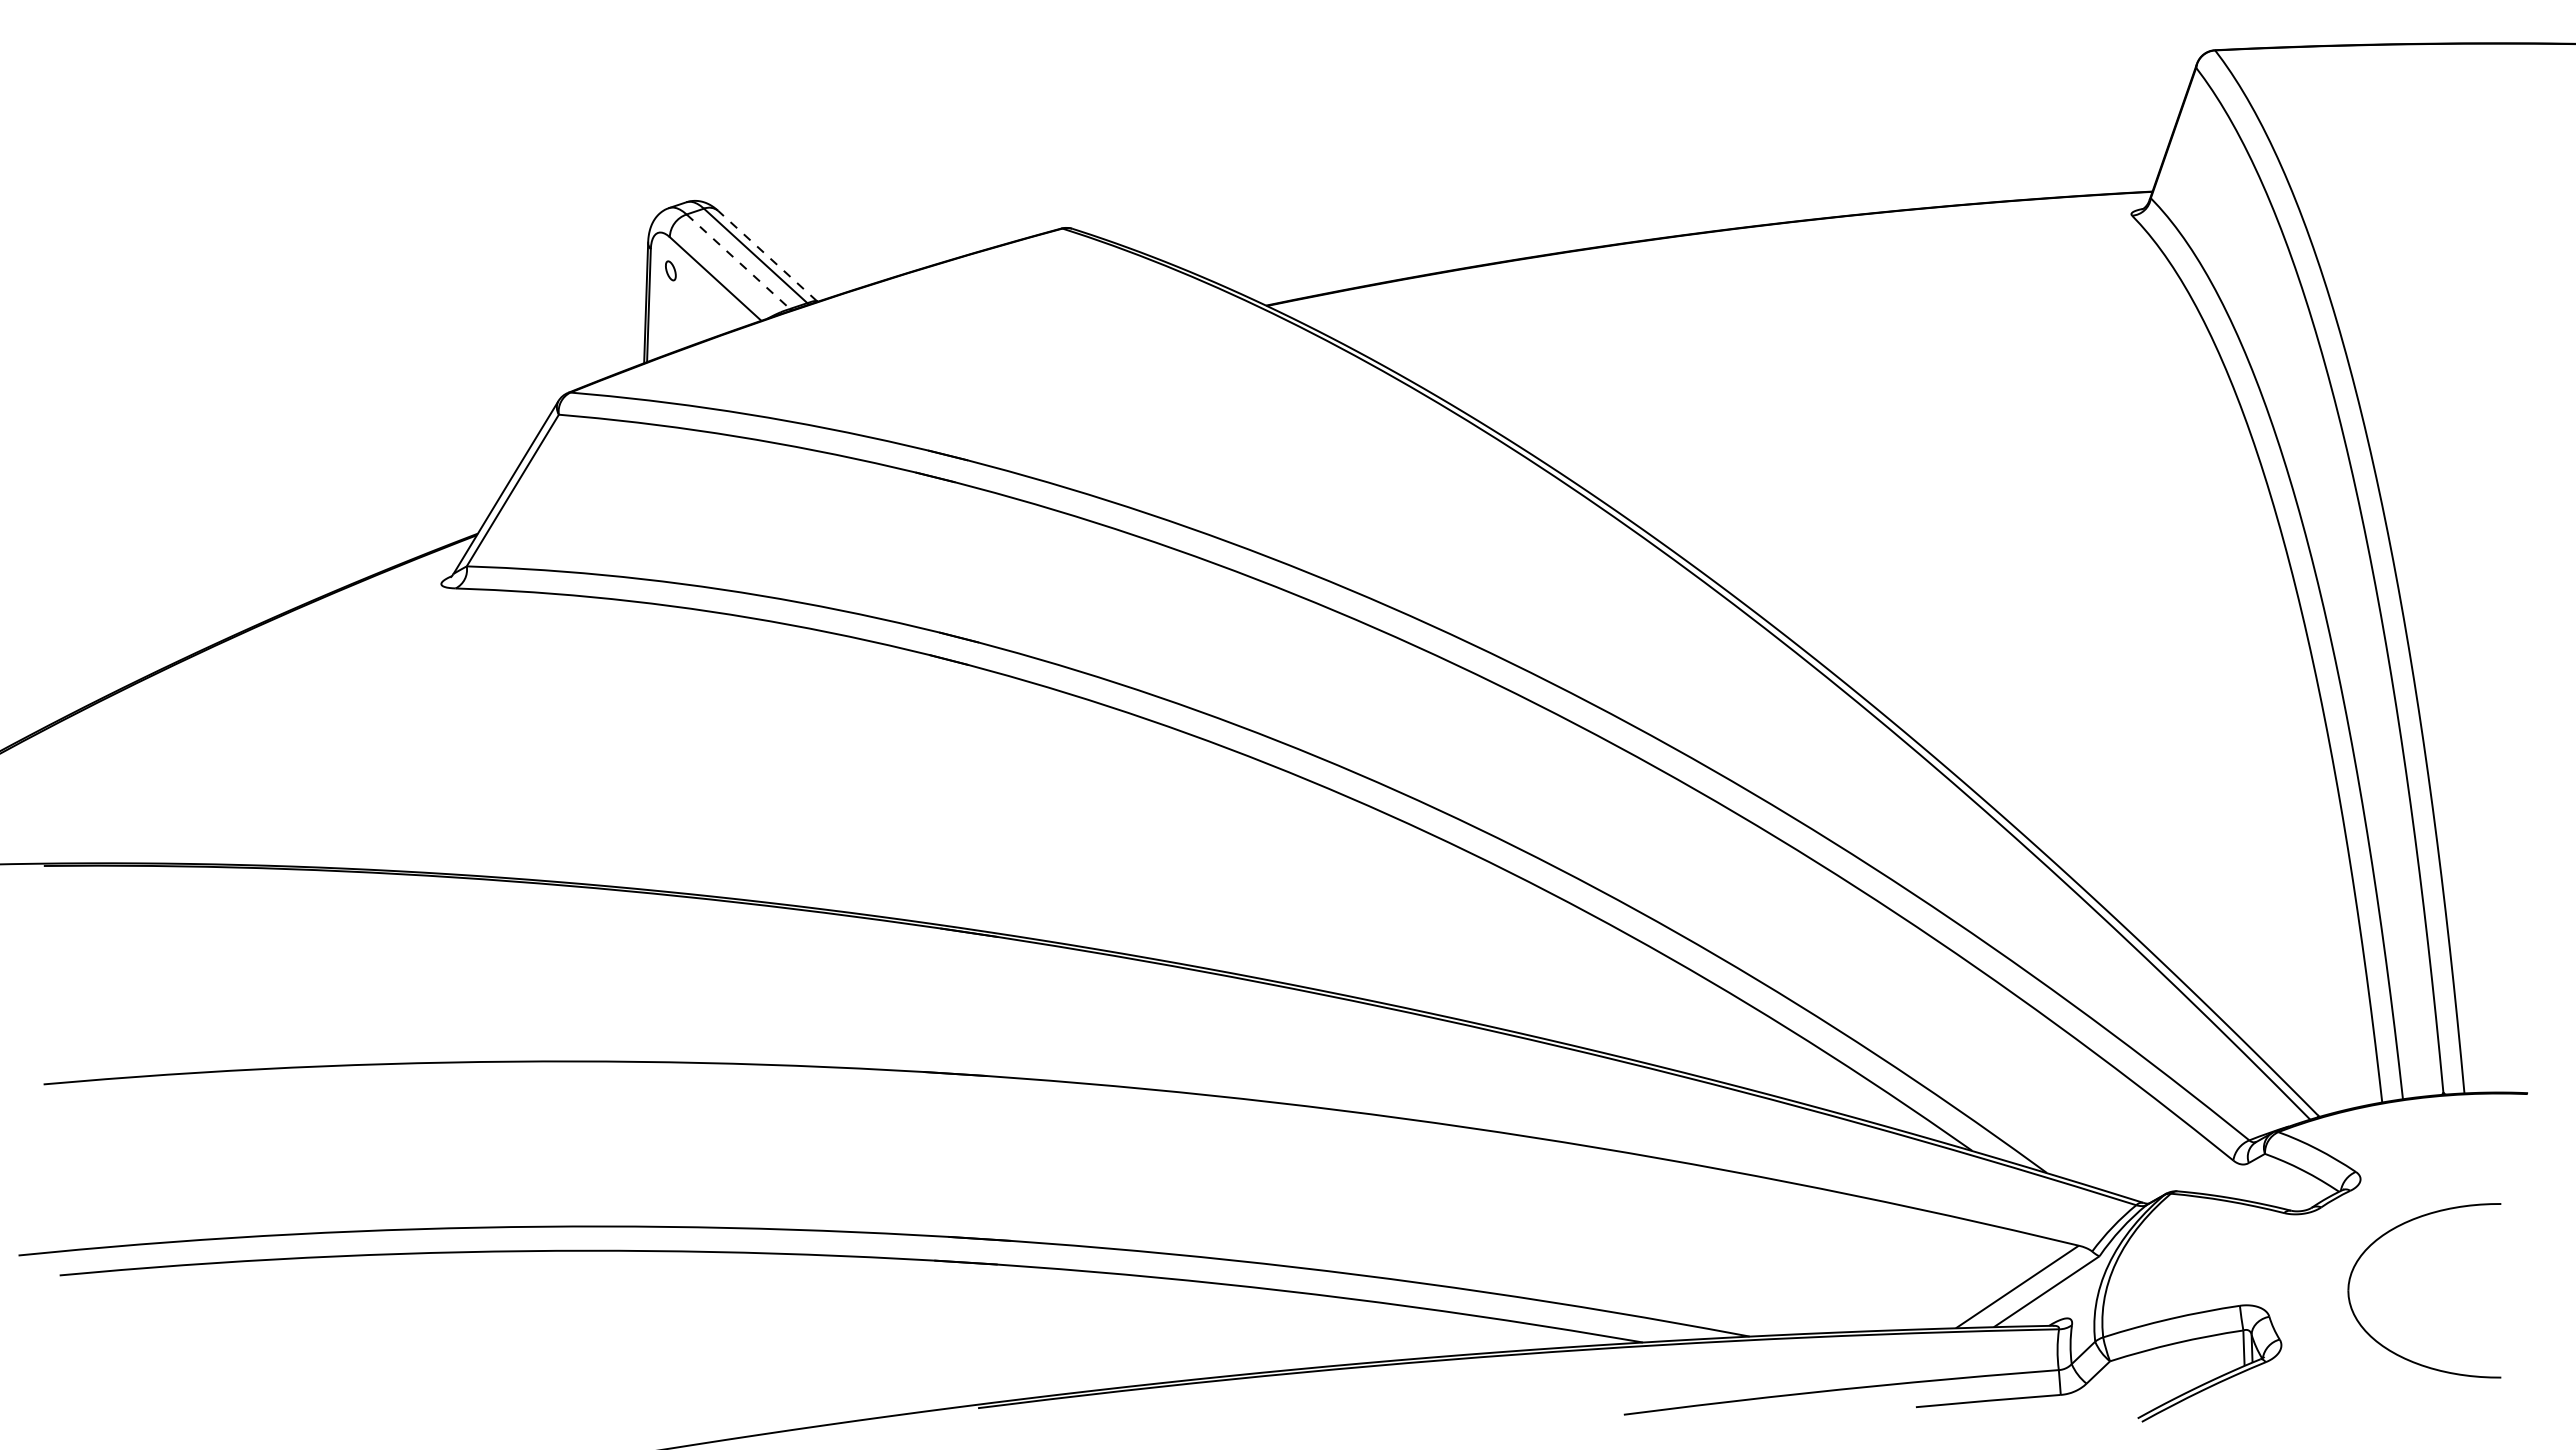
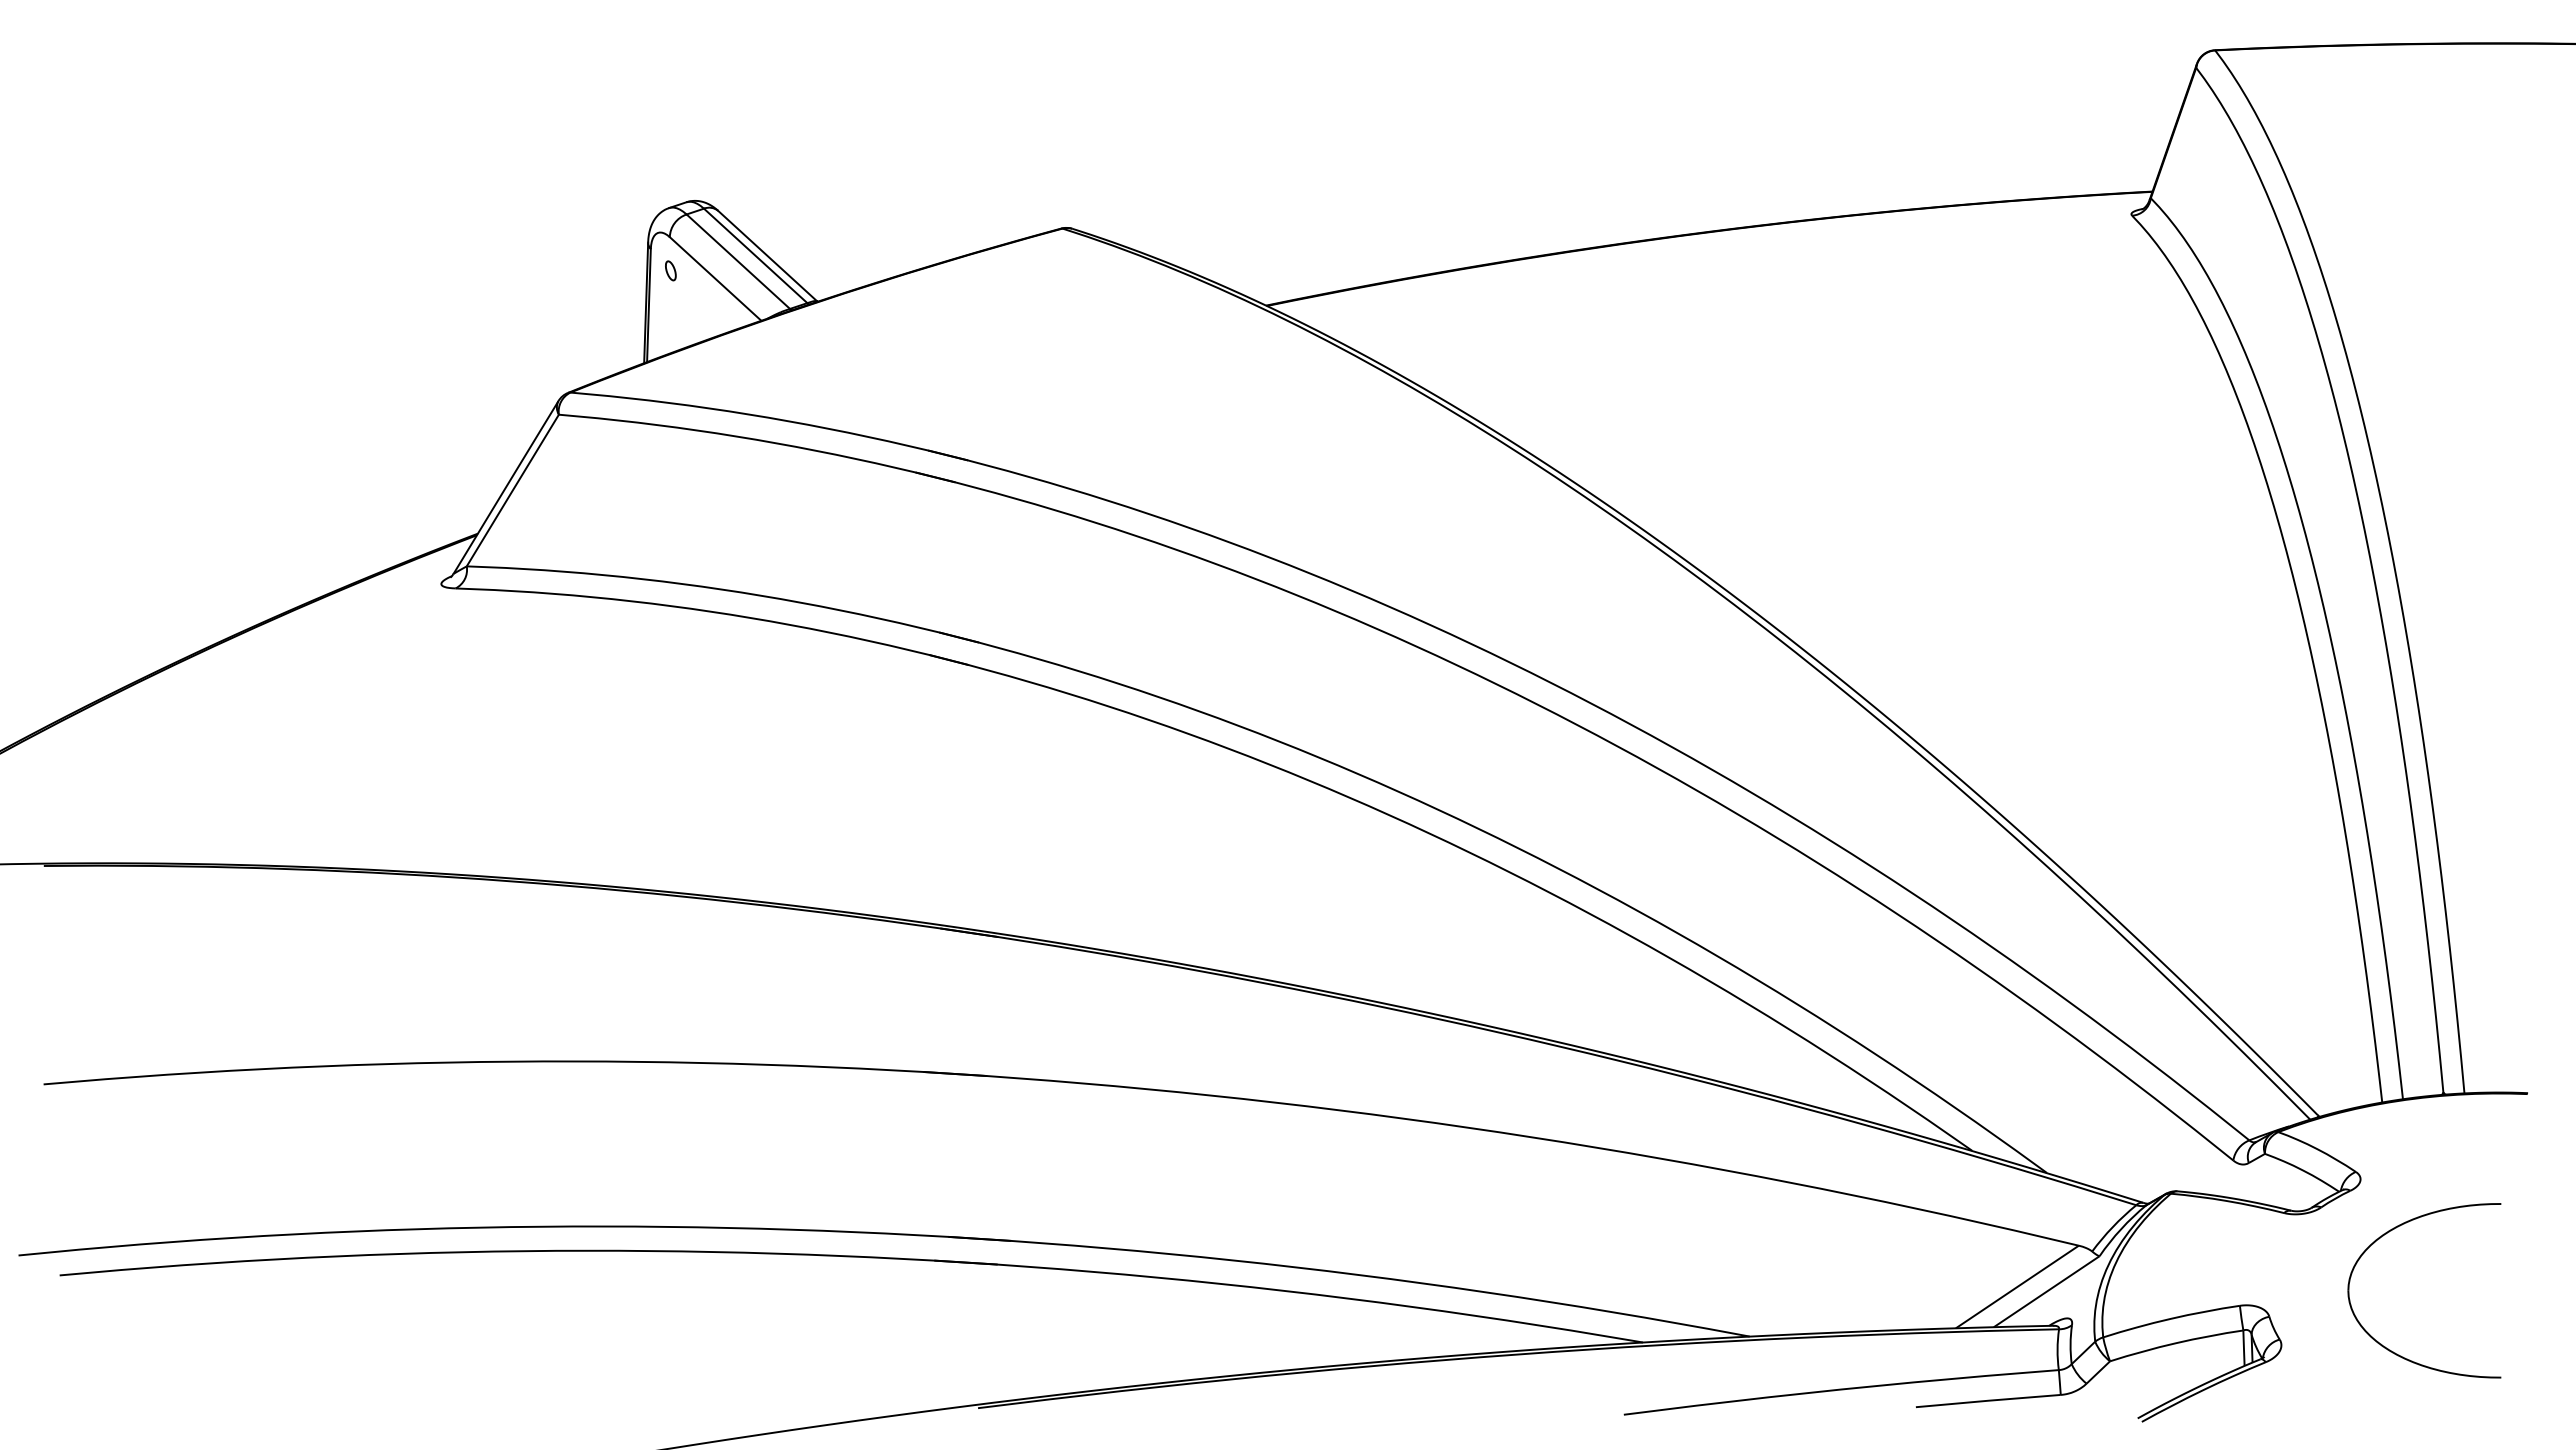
line: dashed -> solid (767, 255)
line: dashed -> solid (738, 262)
